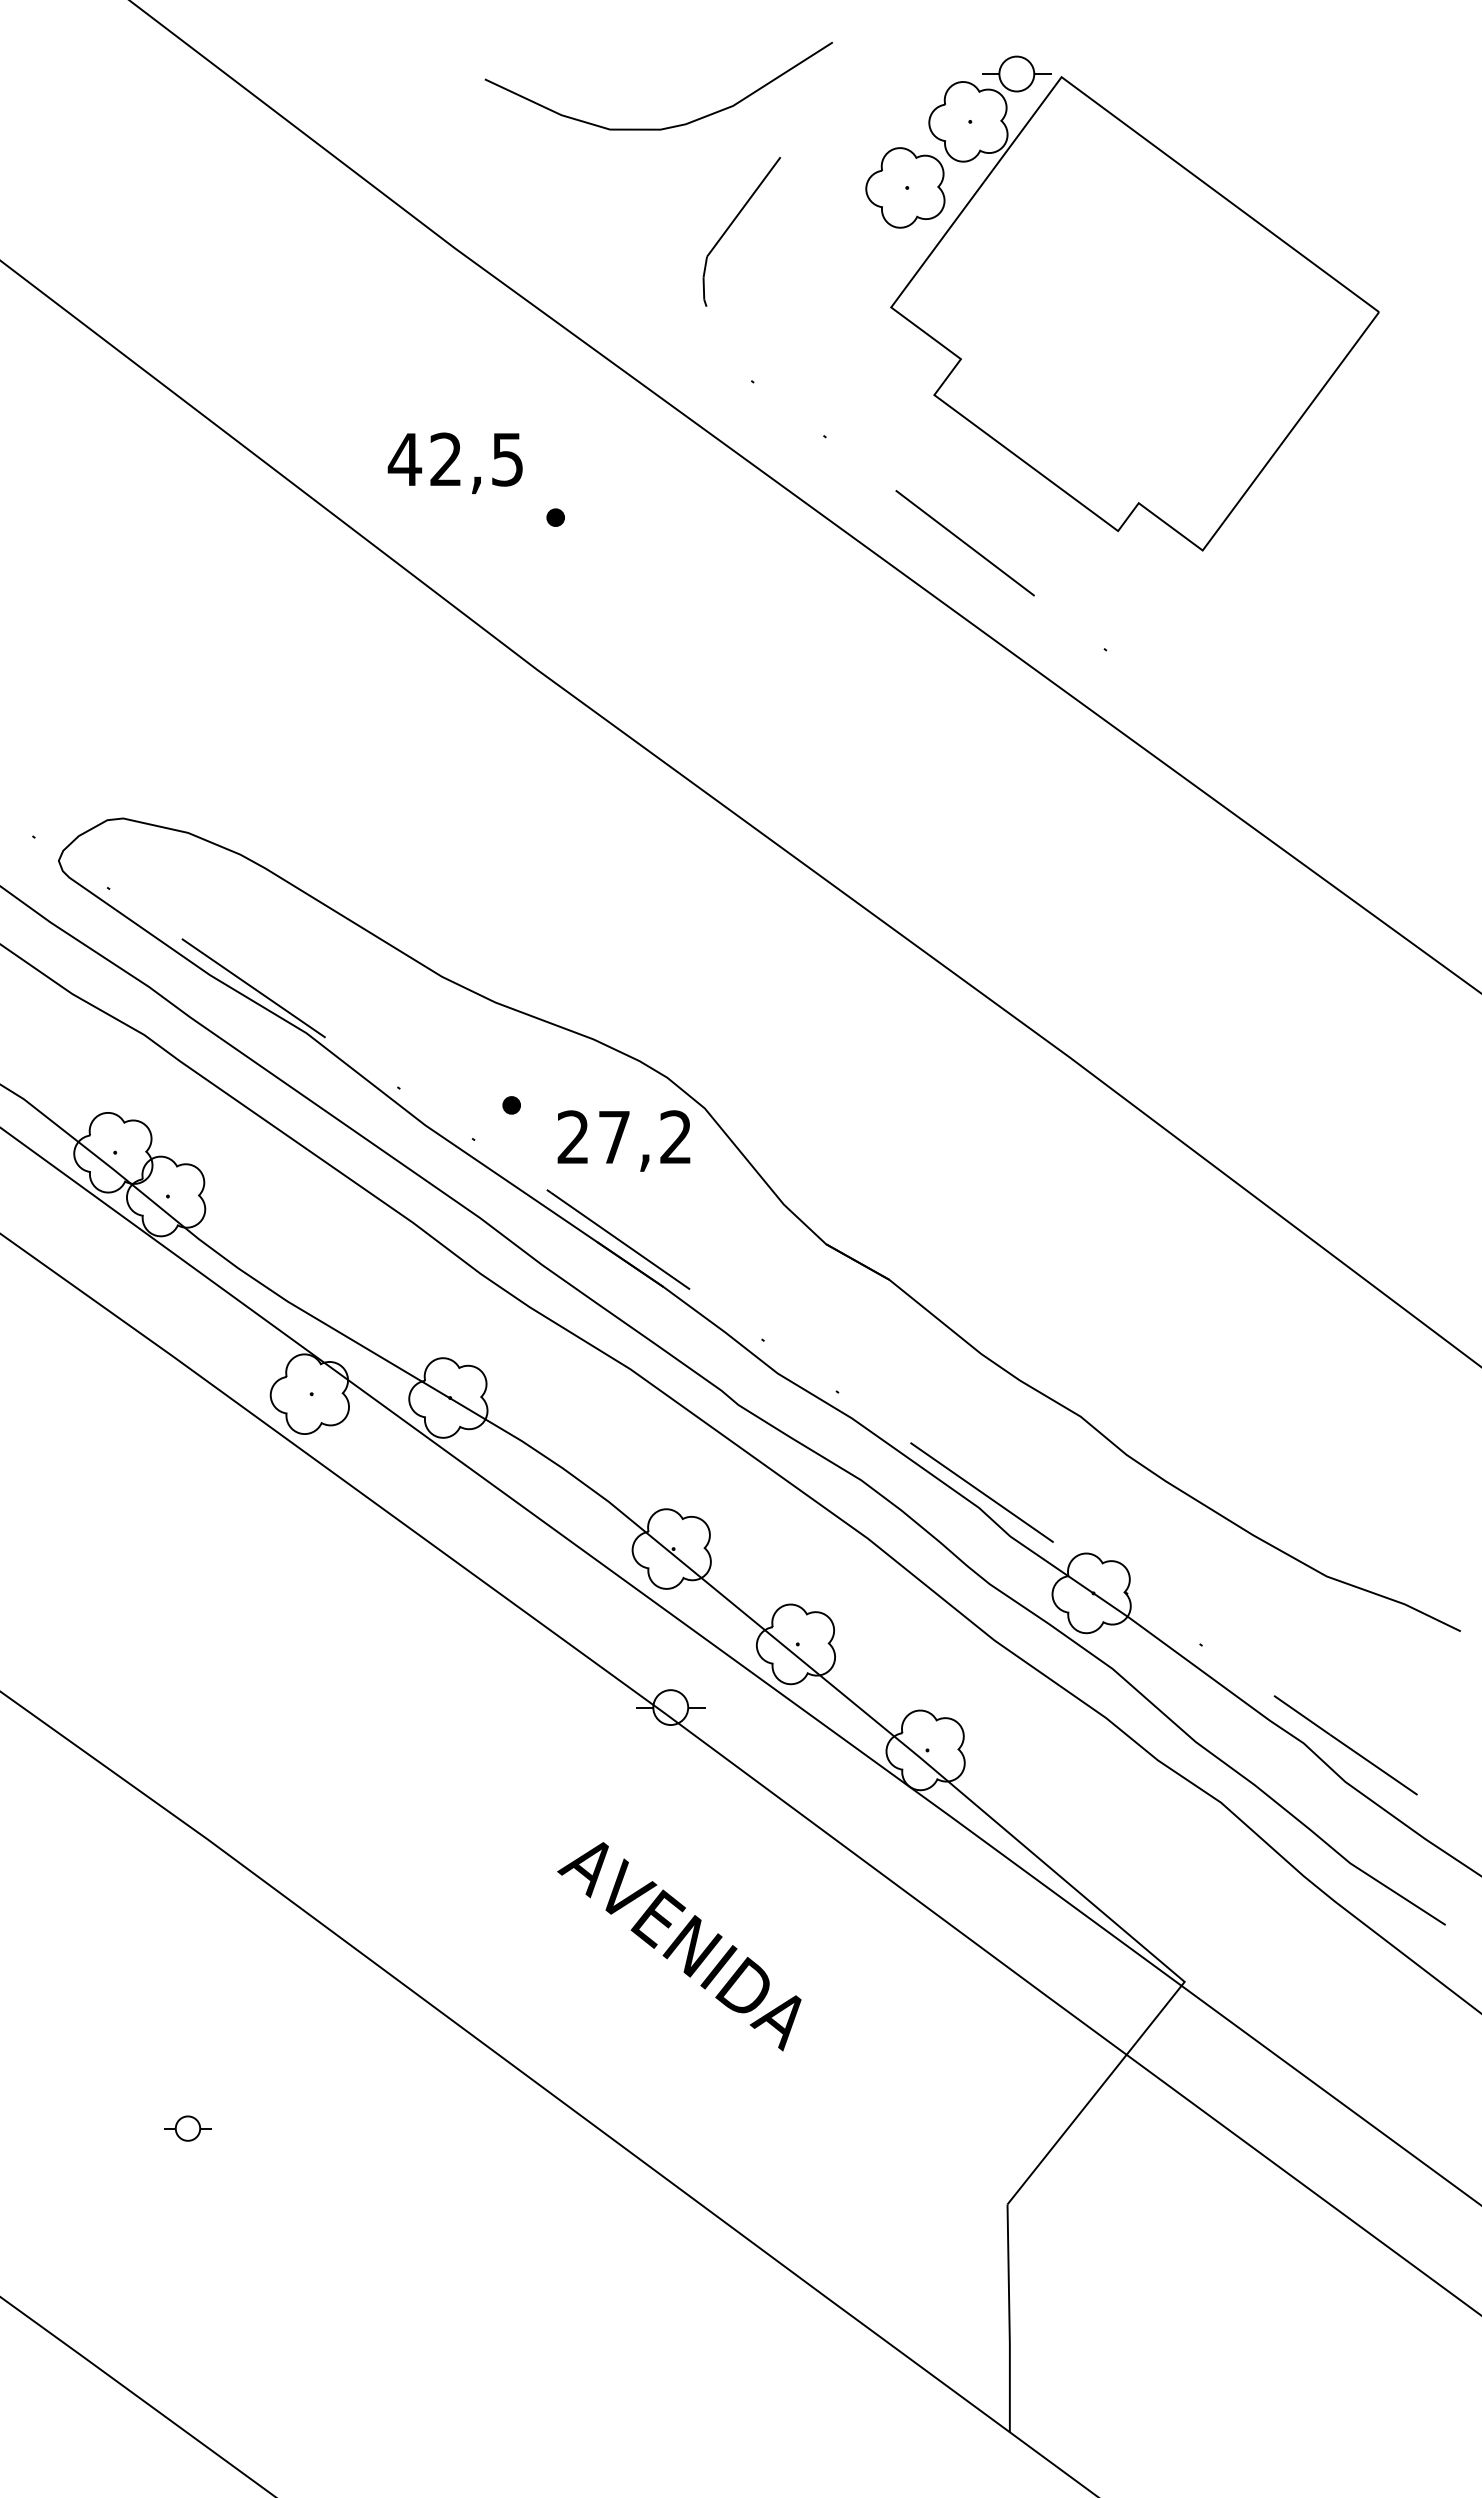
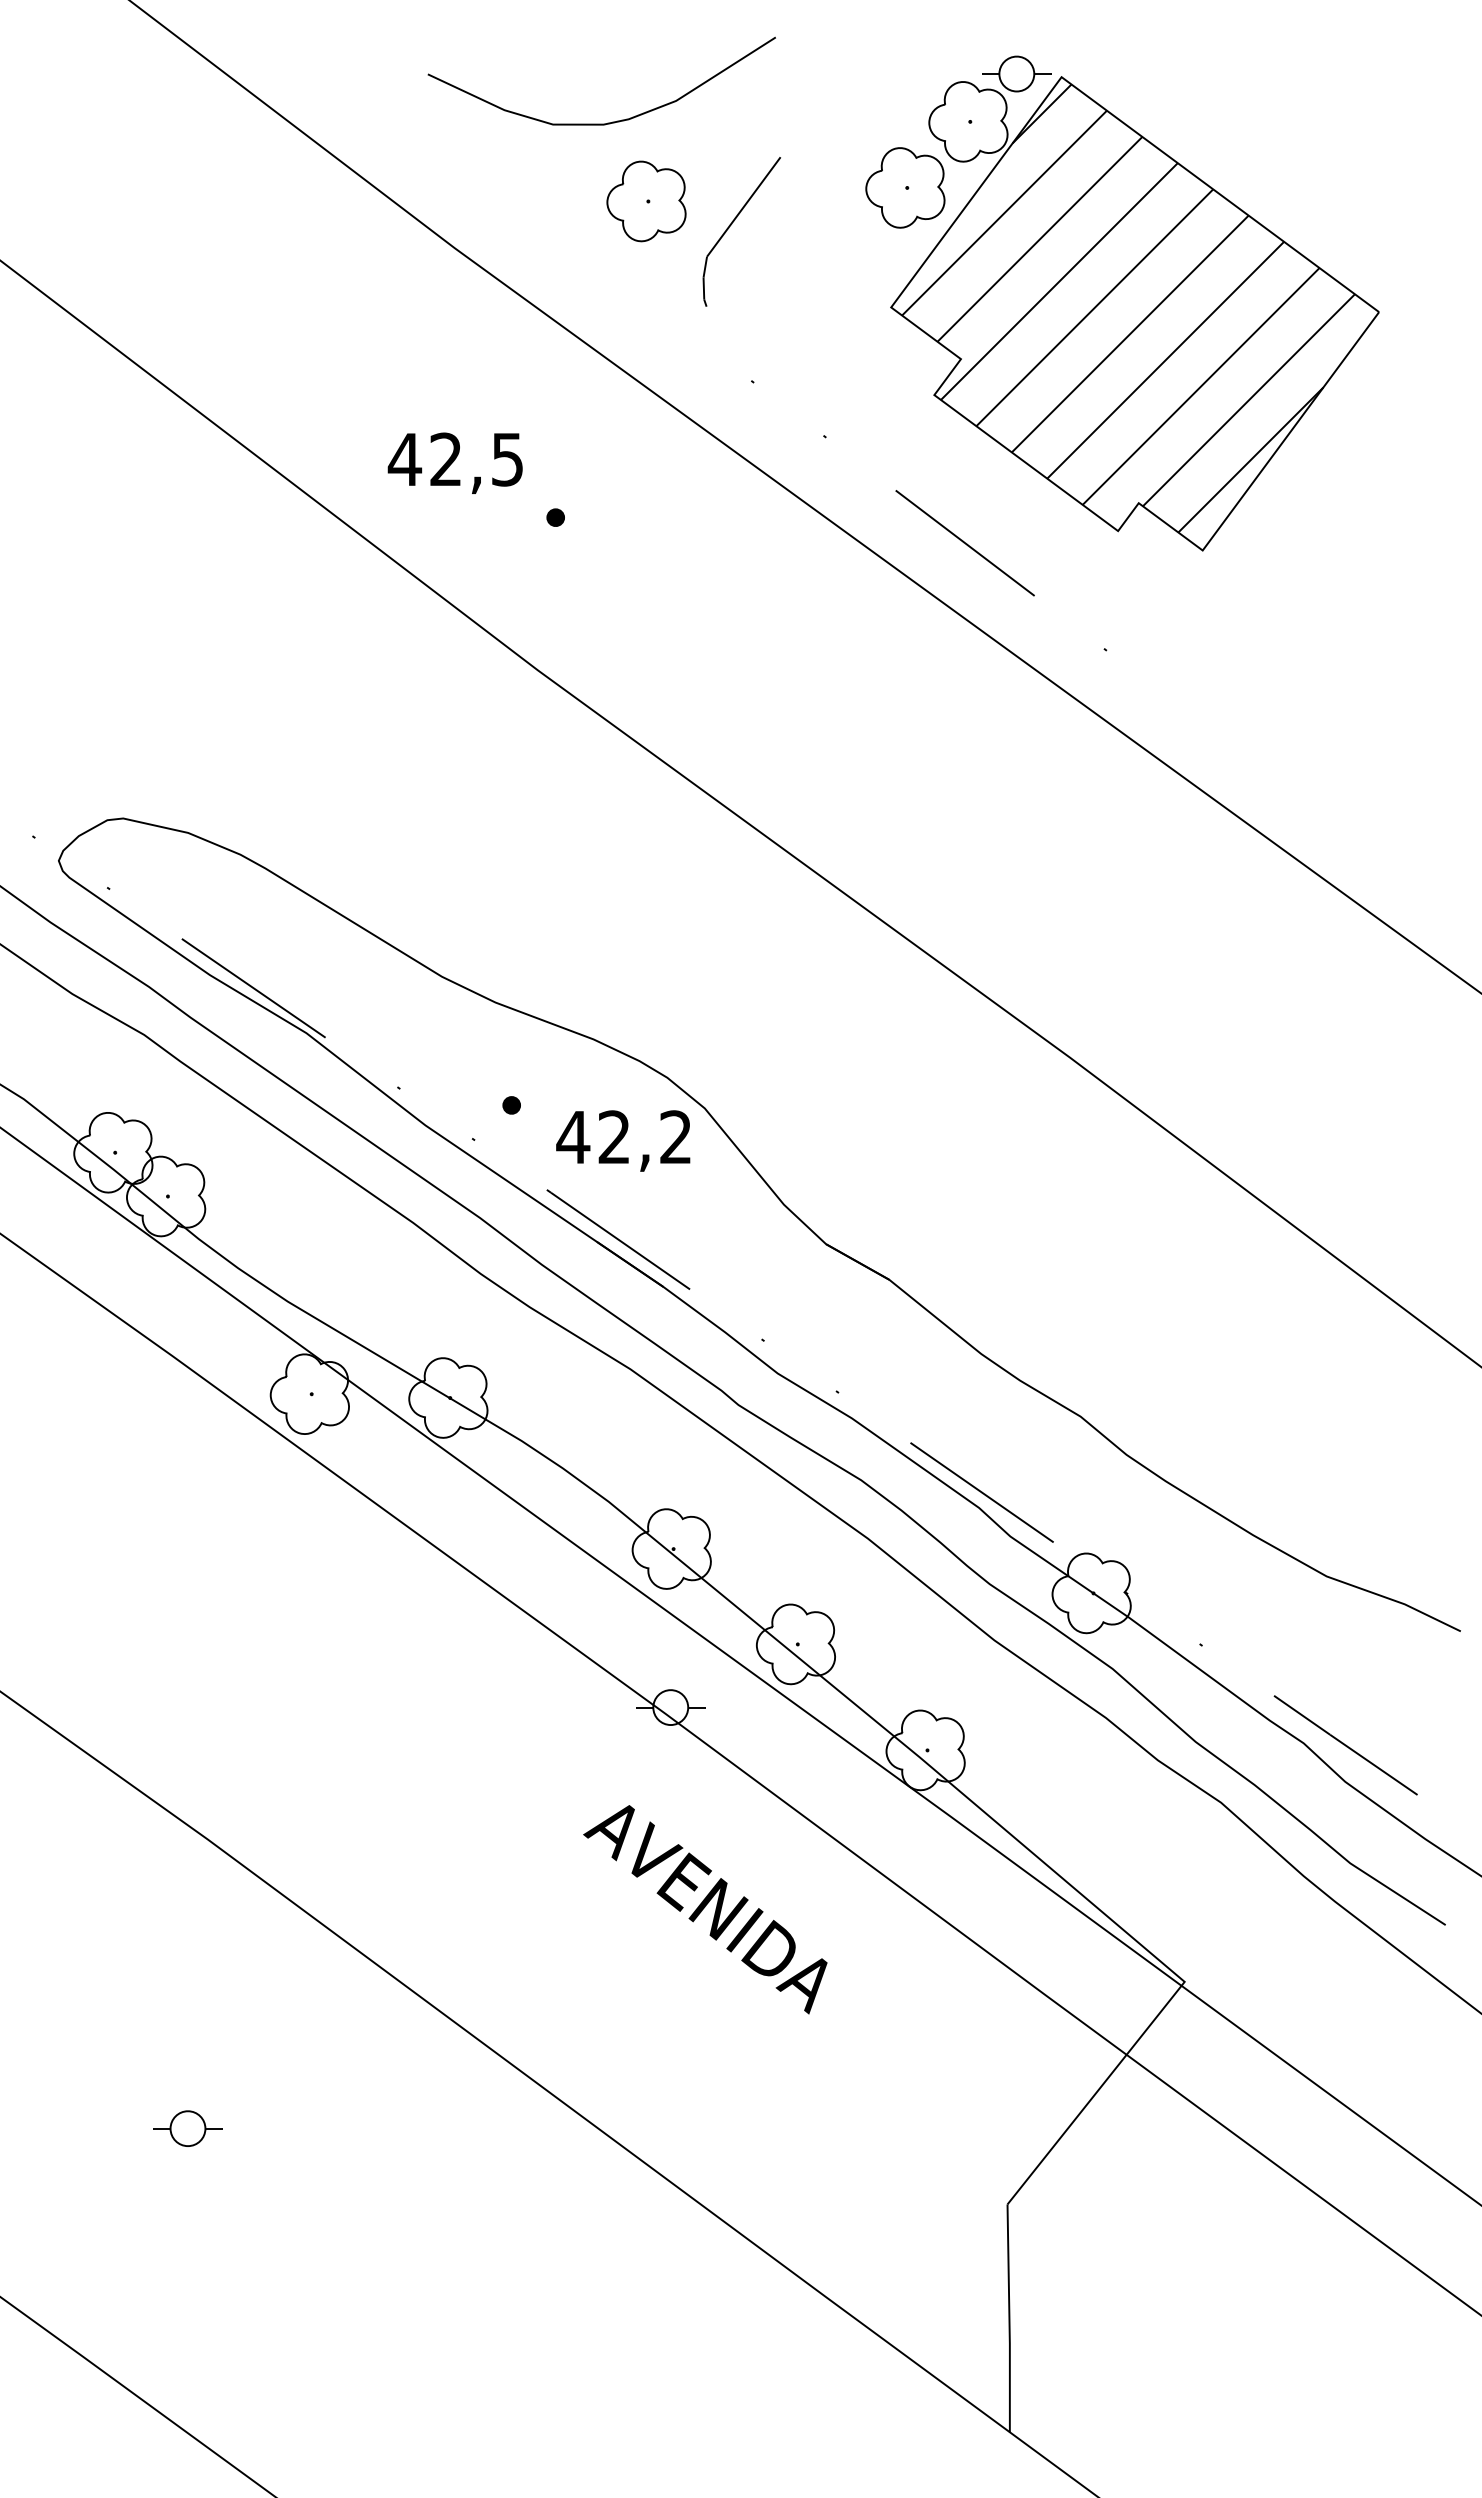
curve position: (664, 127) -> (607, 122) (607, 122)
part: none -> present (646, 201)
hatch: none -> present (1128, 308)
text: 27,2 -> 42,2 (592, 1136)
text position: (679, 1946) -> (705, 1909) (705, 1909)
part size: 48x27 px -> 70x37 px (187, 2128)
